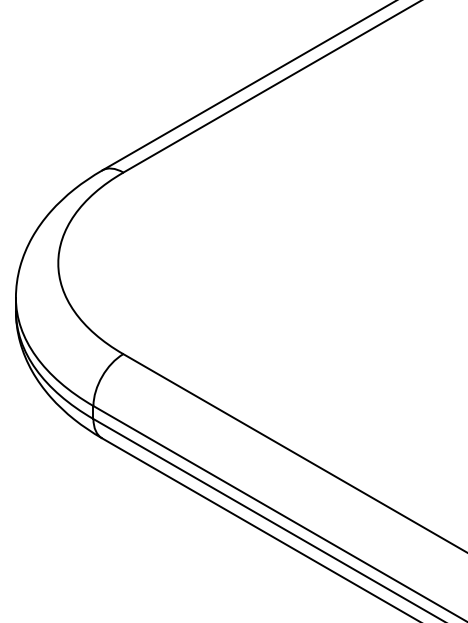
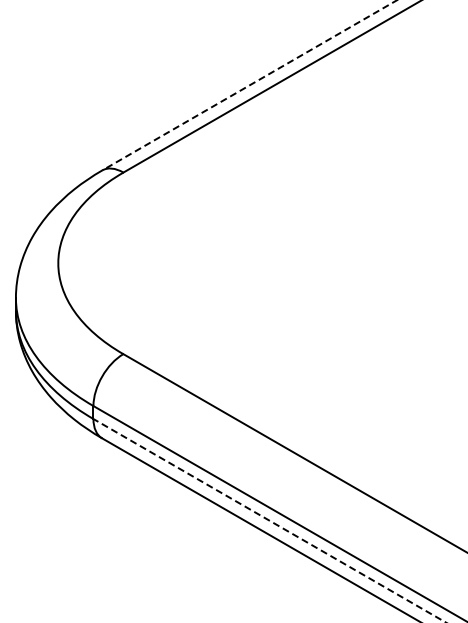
line: solid -> dashed (249, 85)
line: solid -> dashed (270, 521)
